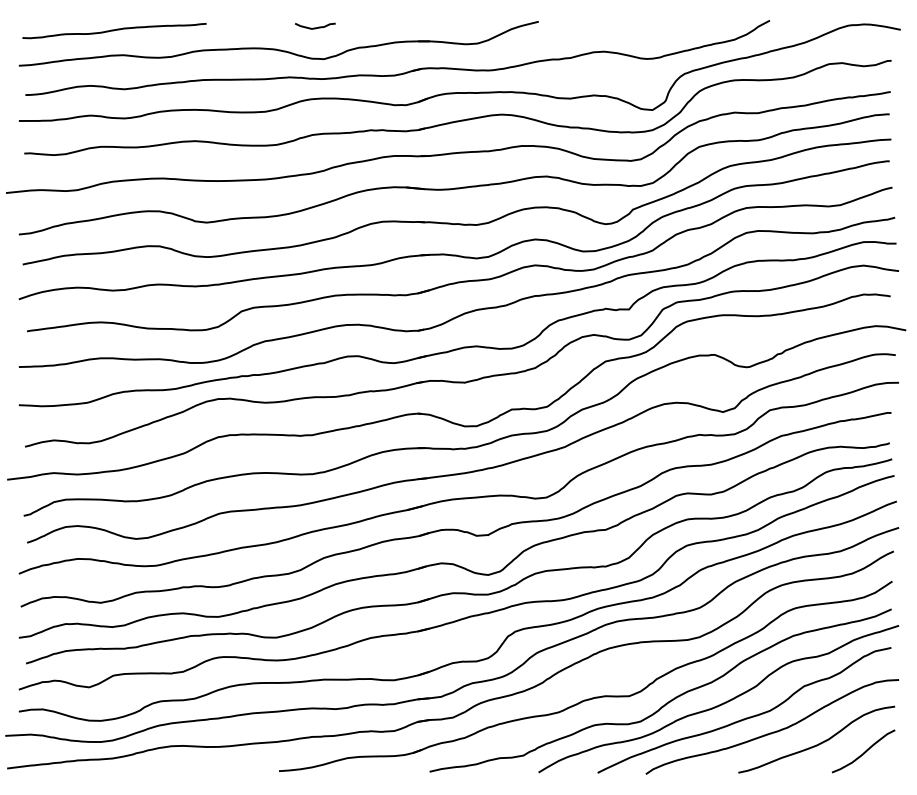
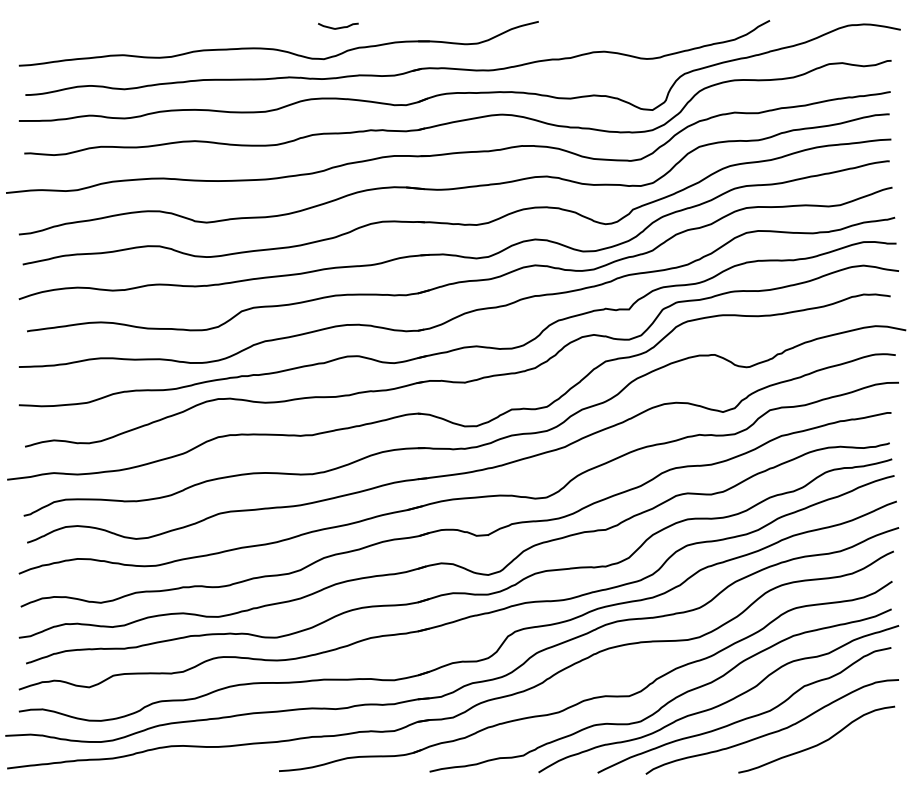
curve position: (315, 27) -> (338, 27) (338, 27)
curve: present -> none (114, 31)
curve: present -> none (864, 751)
